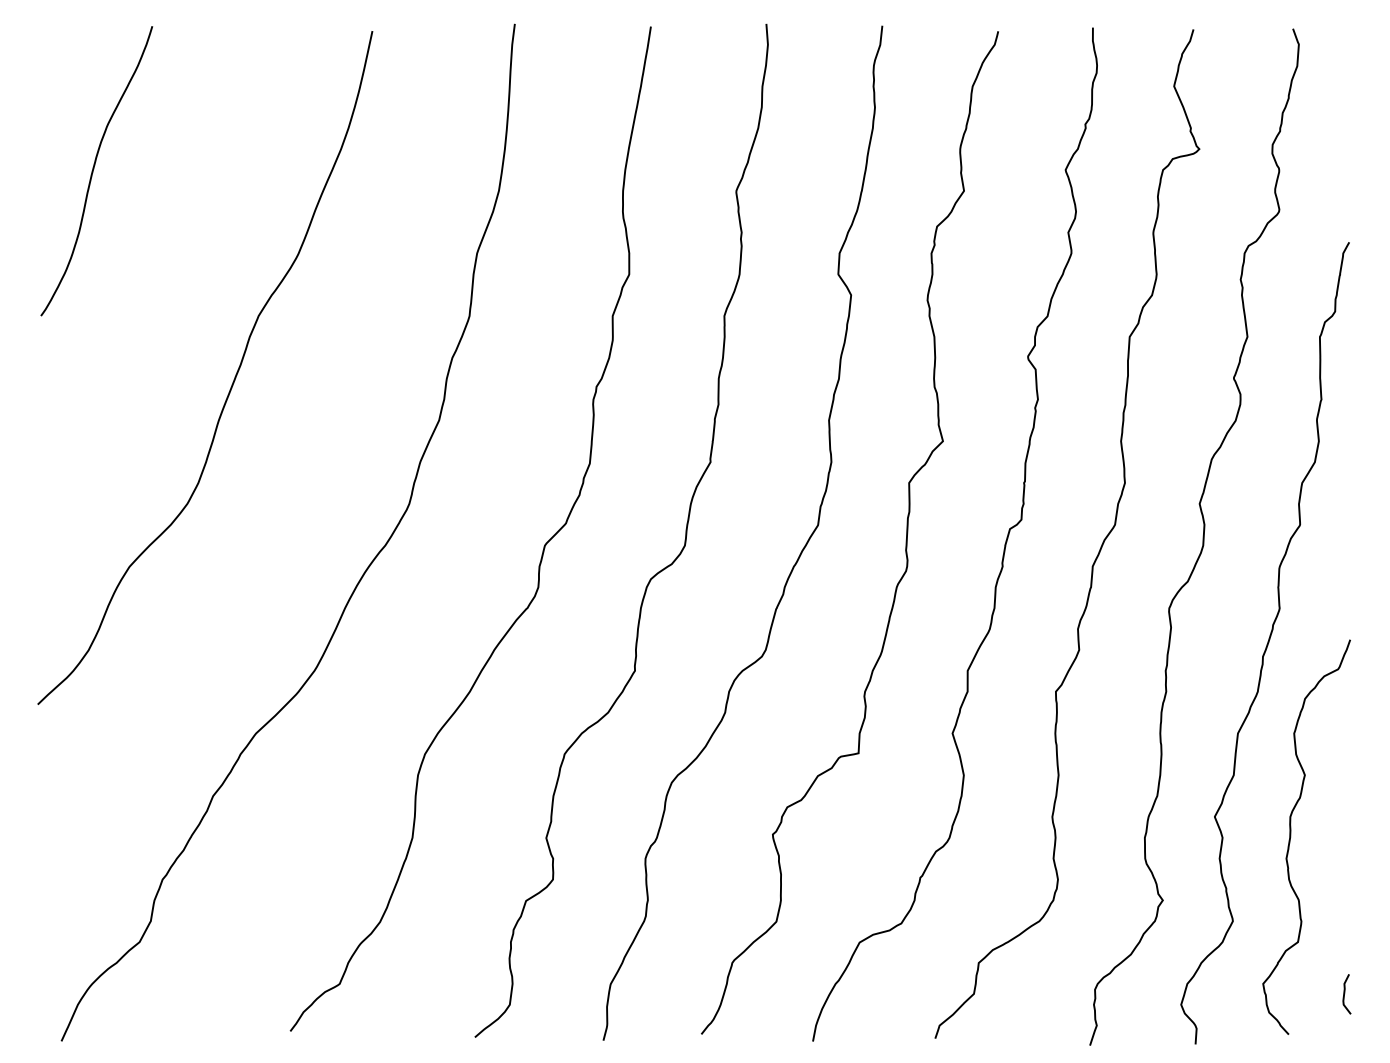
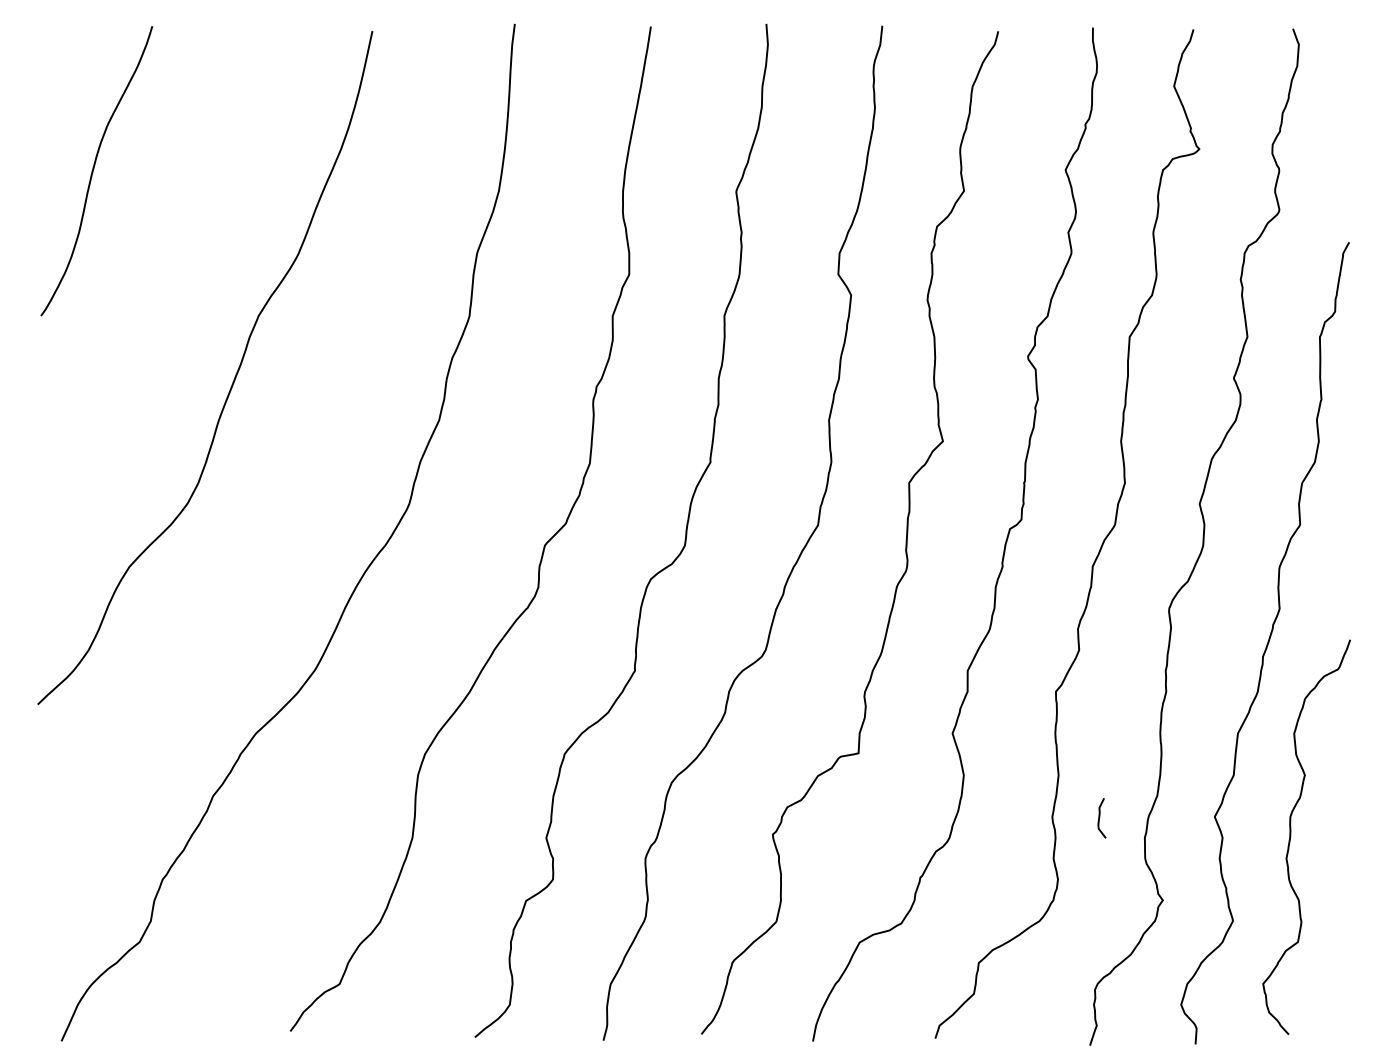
curve position: (1345, 993) -> (1100, 817) (1100, 817)
